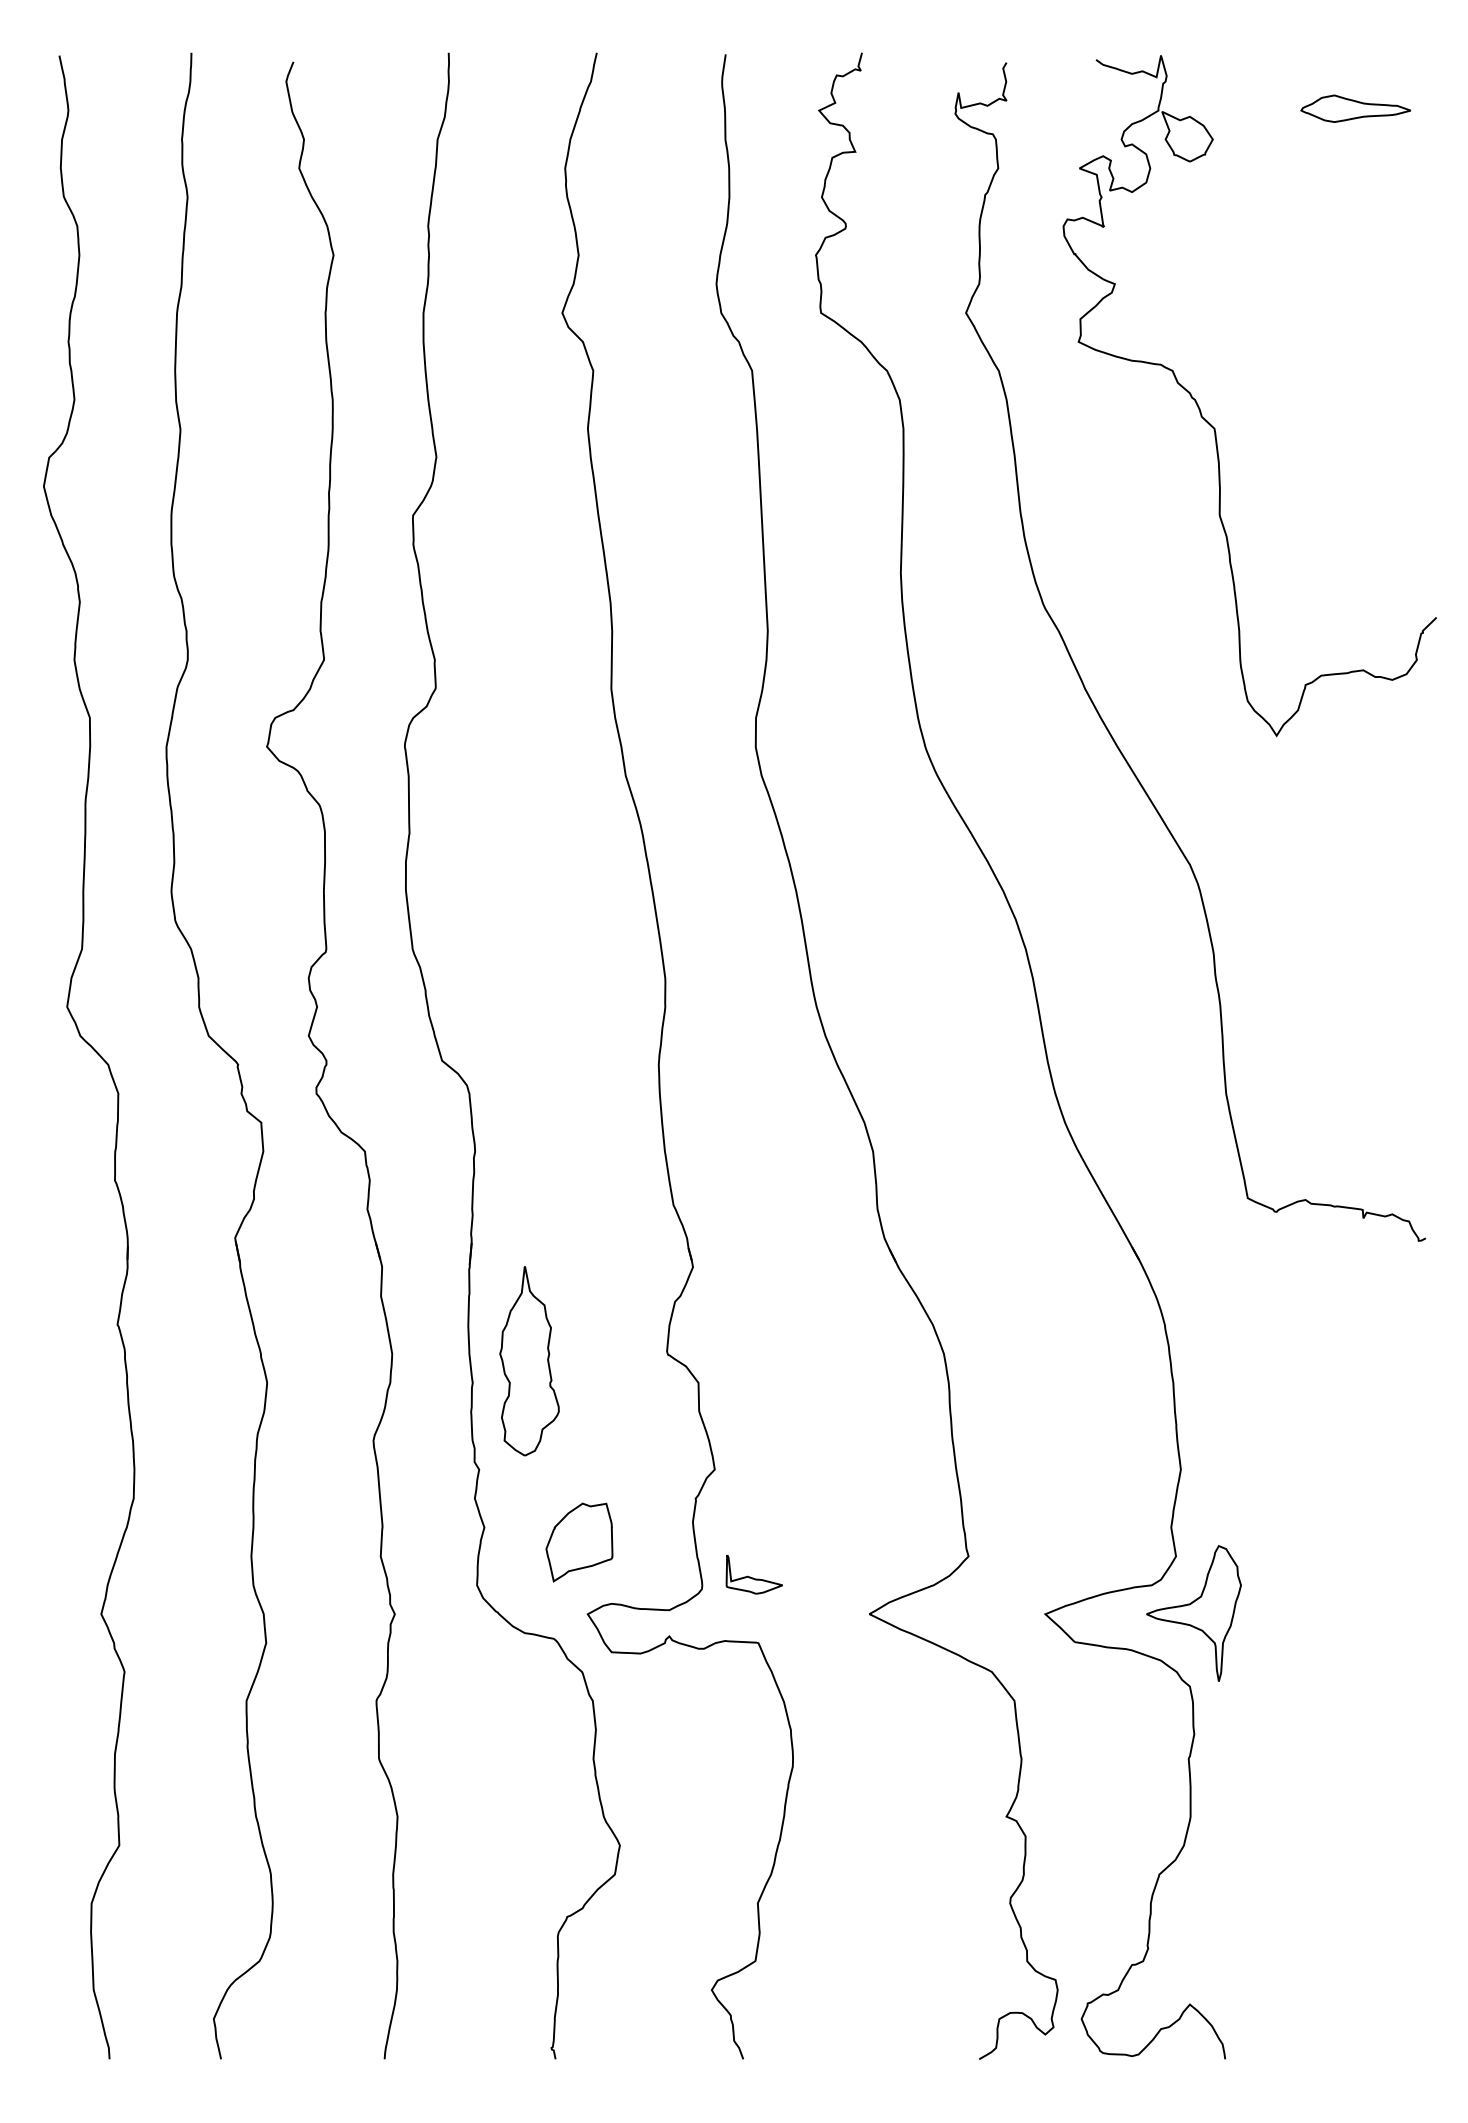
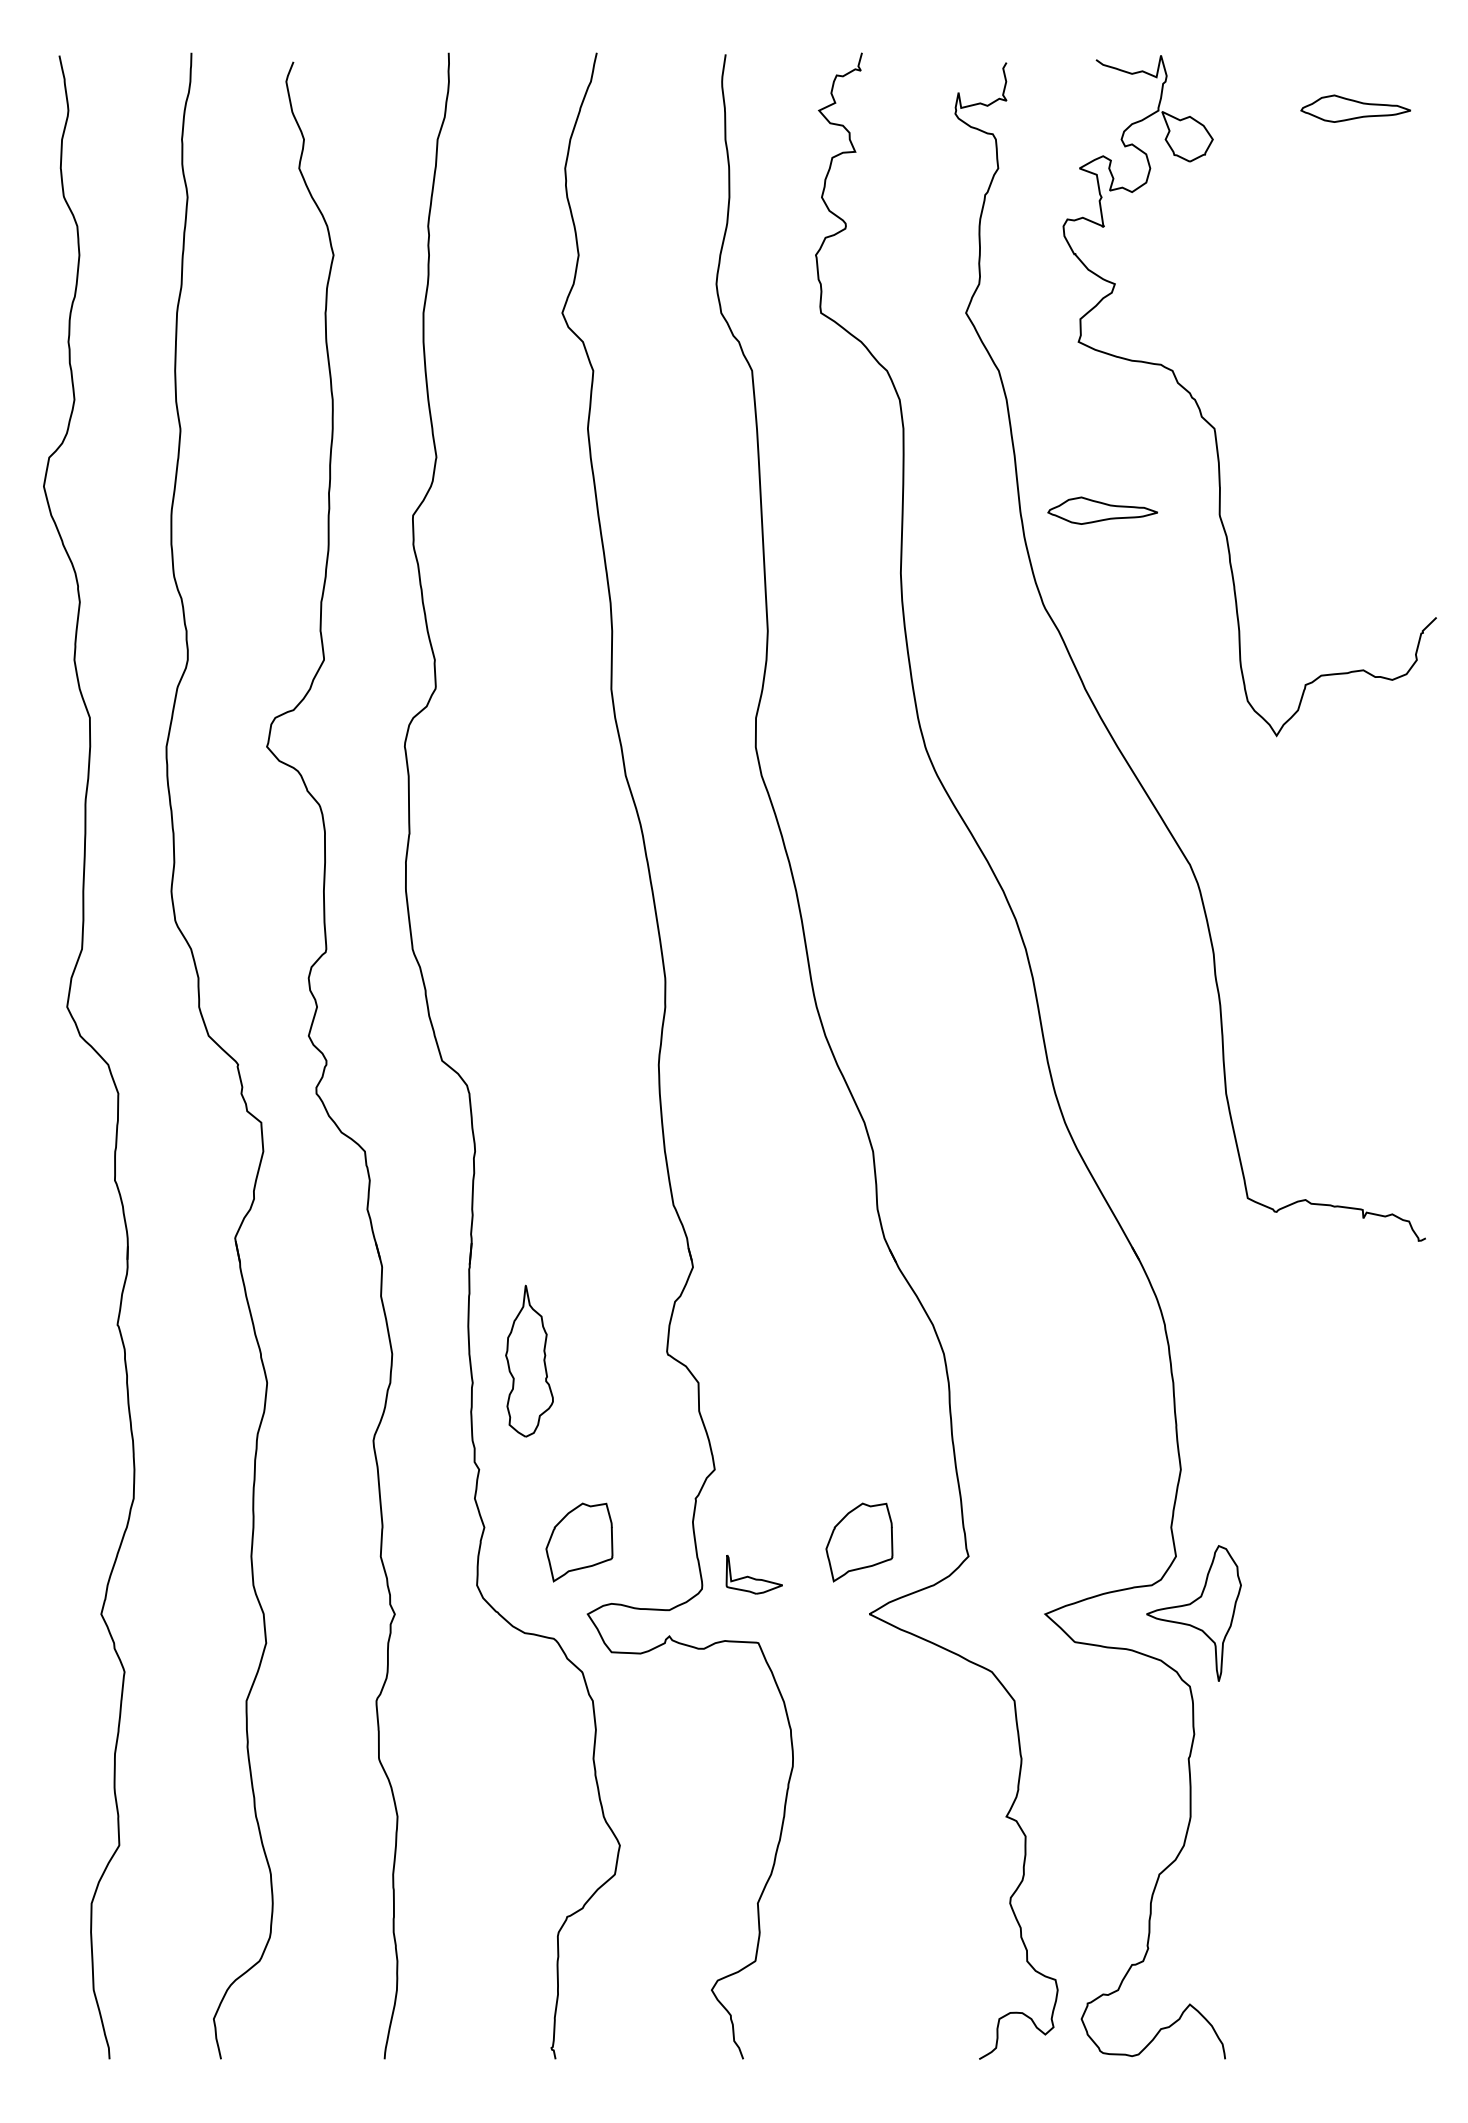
part: none -> present (1102, 510)
part size: 61x191 px -> 49x154 px (529, 1360)
part: none -> present (859, 1542)
